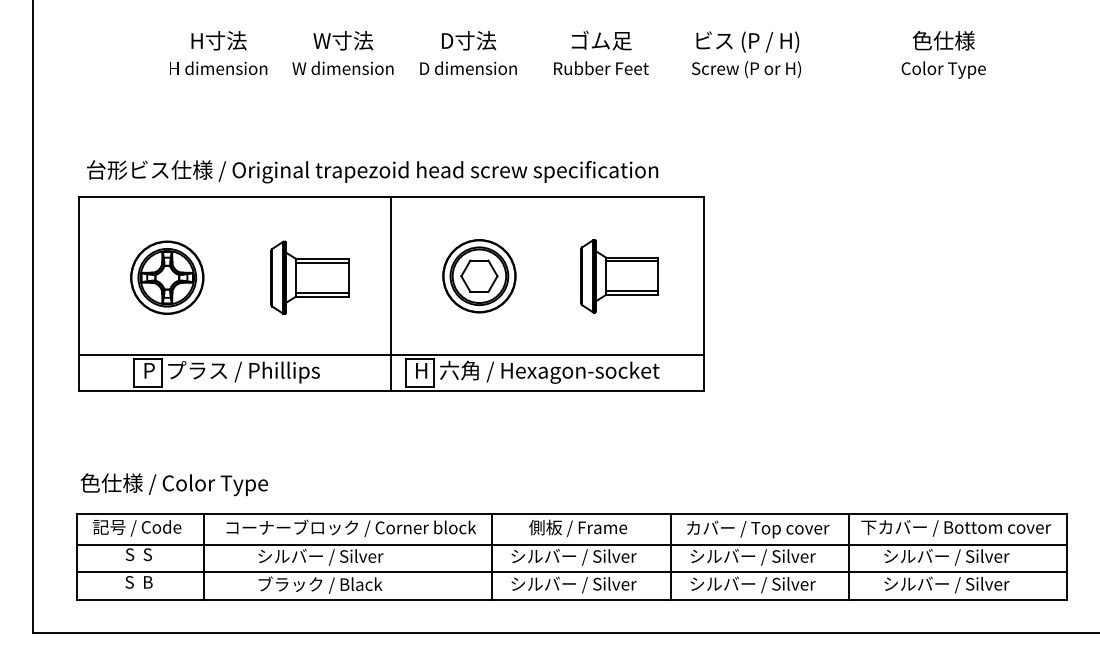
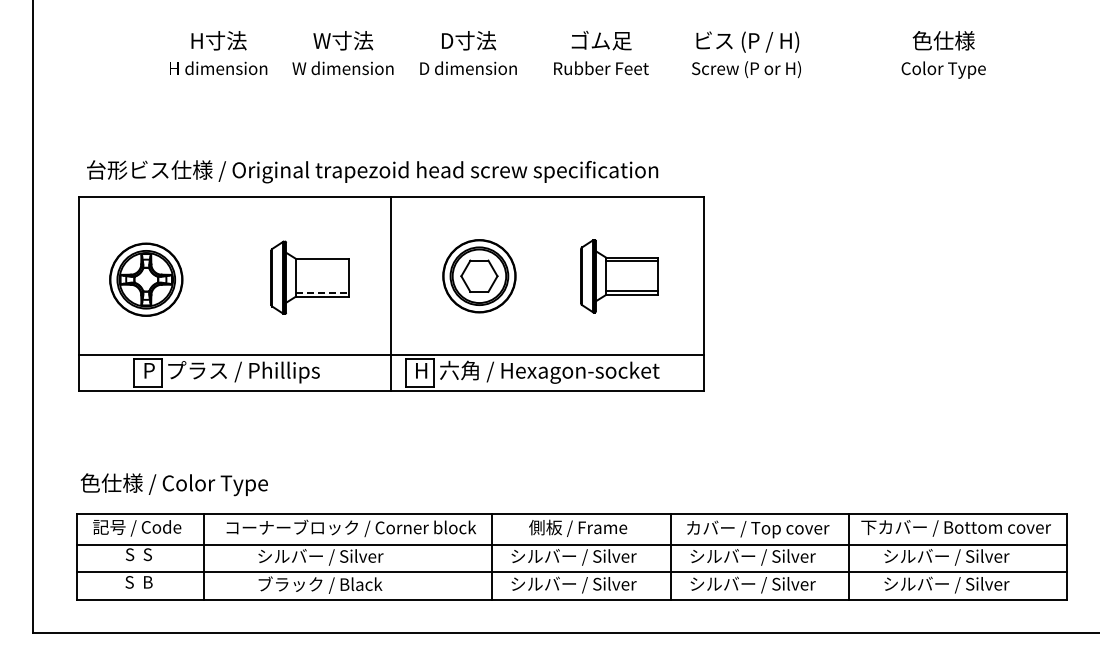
line: present -> none (322, 262)
part position: (167, 277) -> (146, 279) (146, 279)
line: solid -> dashed (322, 292)
